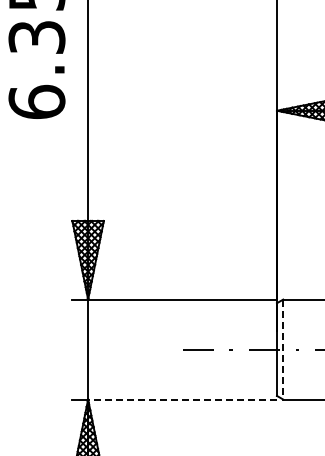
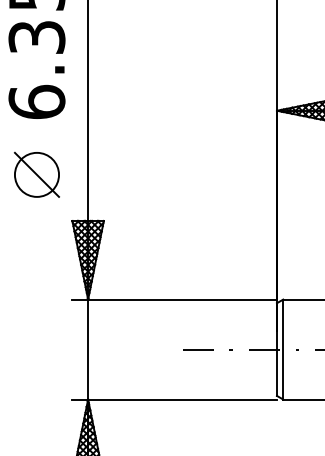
part: none -> present (36, 174)
line: dashed -> solid (283, 349)
line: dashed -> solid (182, 399)
